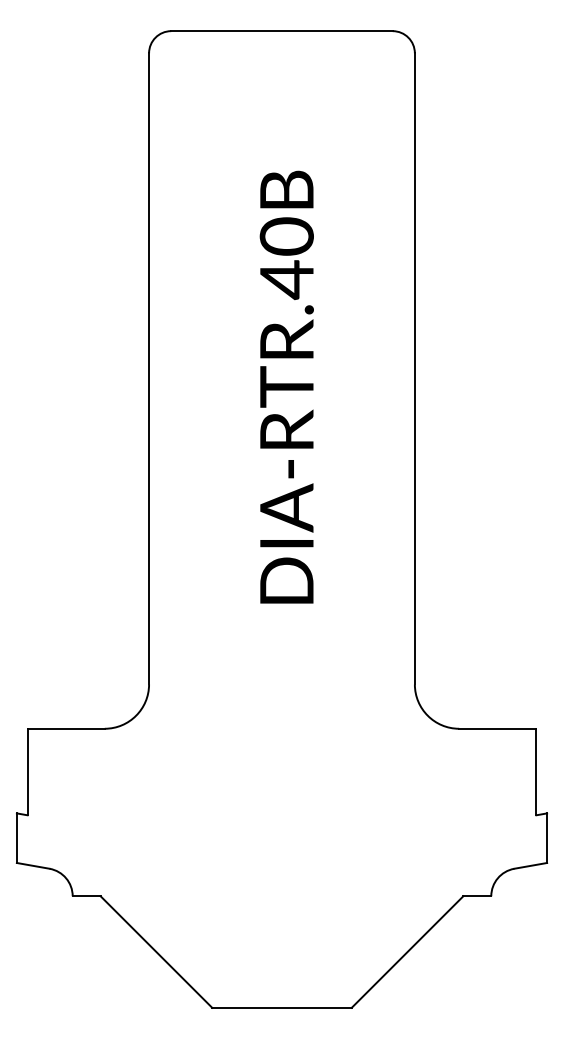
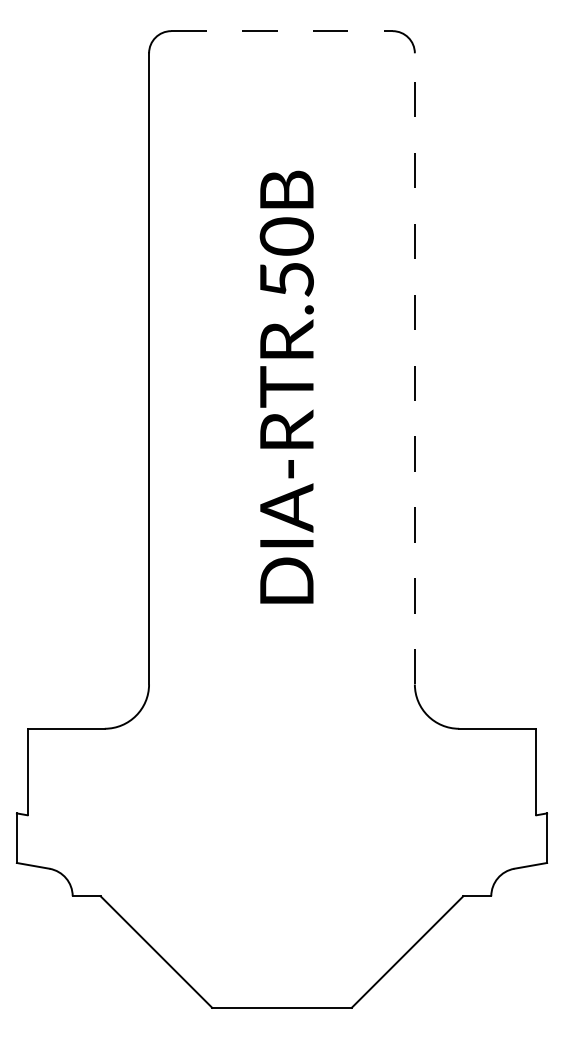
line: solid -> dashed (281, 31)
text: DIA-RTR.40B -> DIA-RTR.50B (286, 280)
line: solid -> dashed (414, 368)
